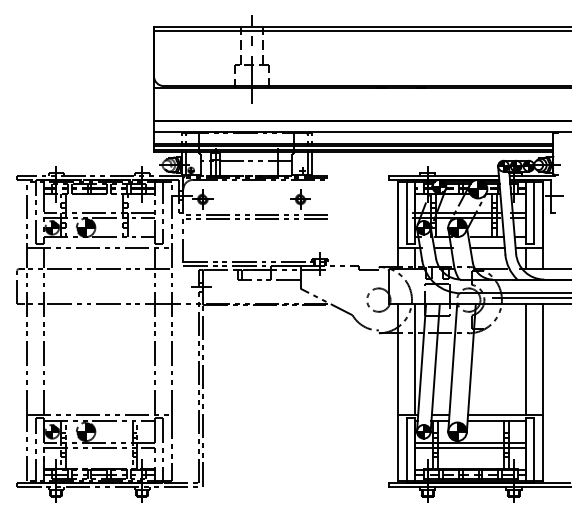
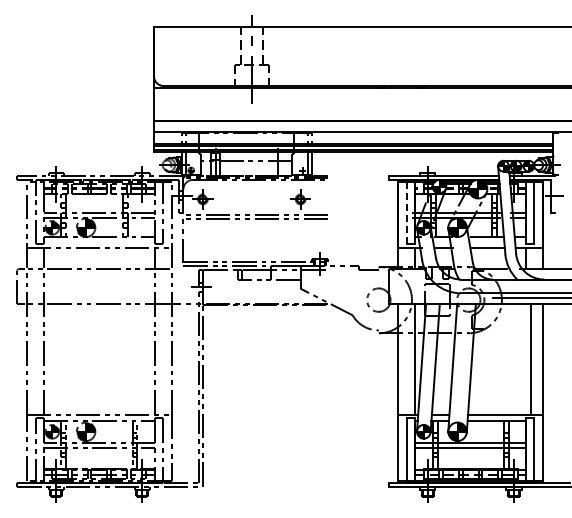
line: present -> none (361, 31)
line: solid -> dashed (407, 211)
line position: (526, 359) -> (531, 359) (531, 359)
